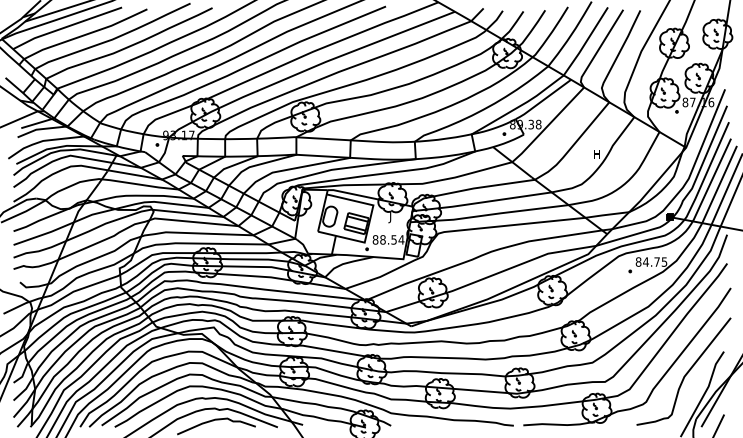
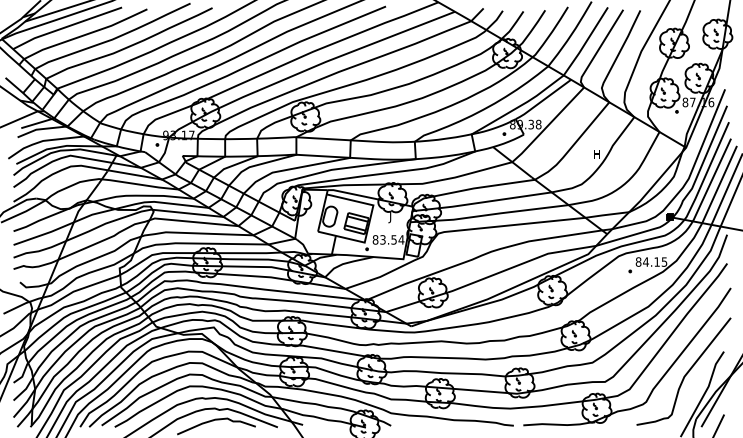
text: 88.54 -> 83.54 (382, 239)
text: 84.75 -> 84.15 (656, 261)
